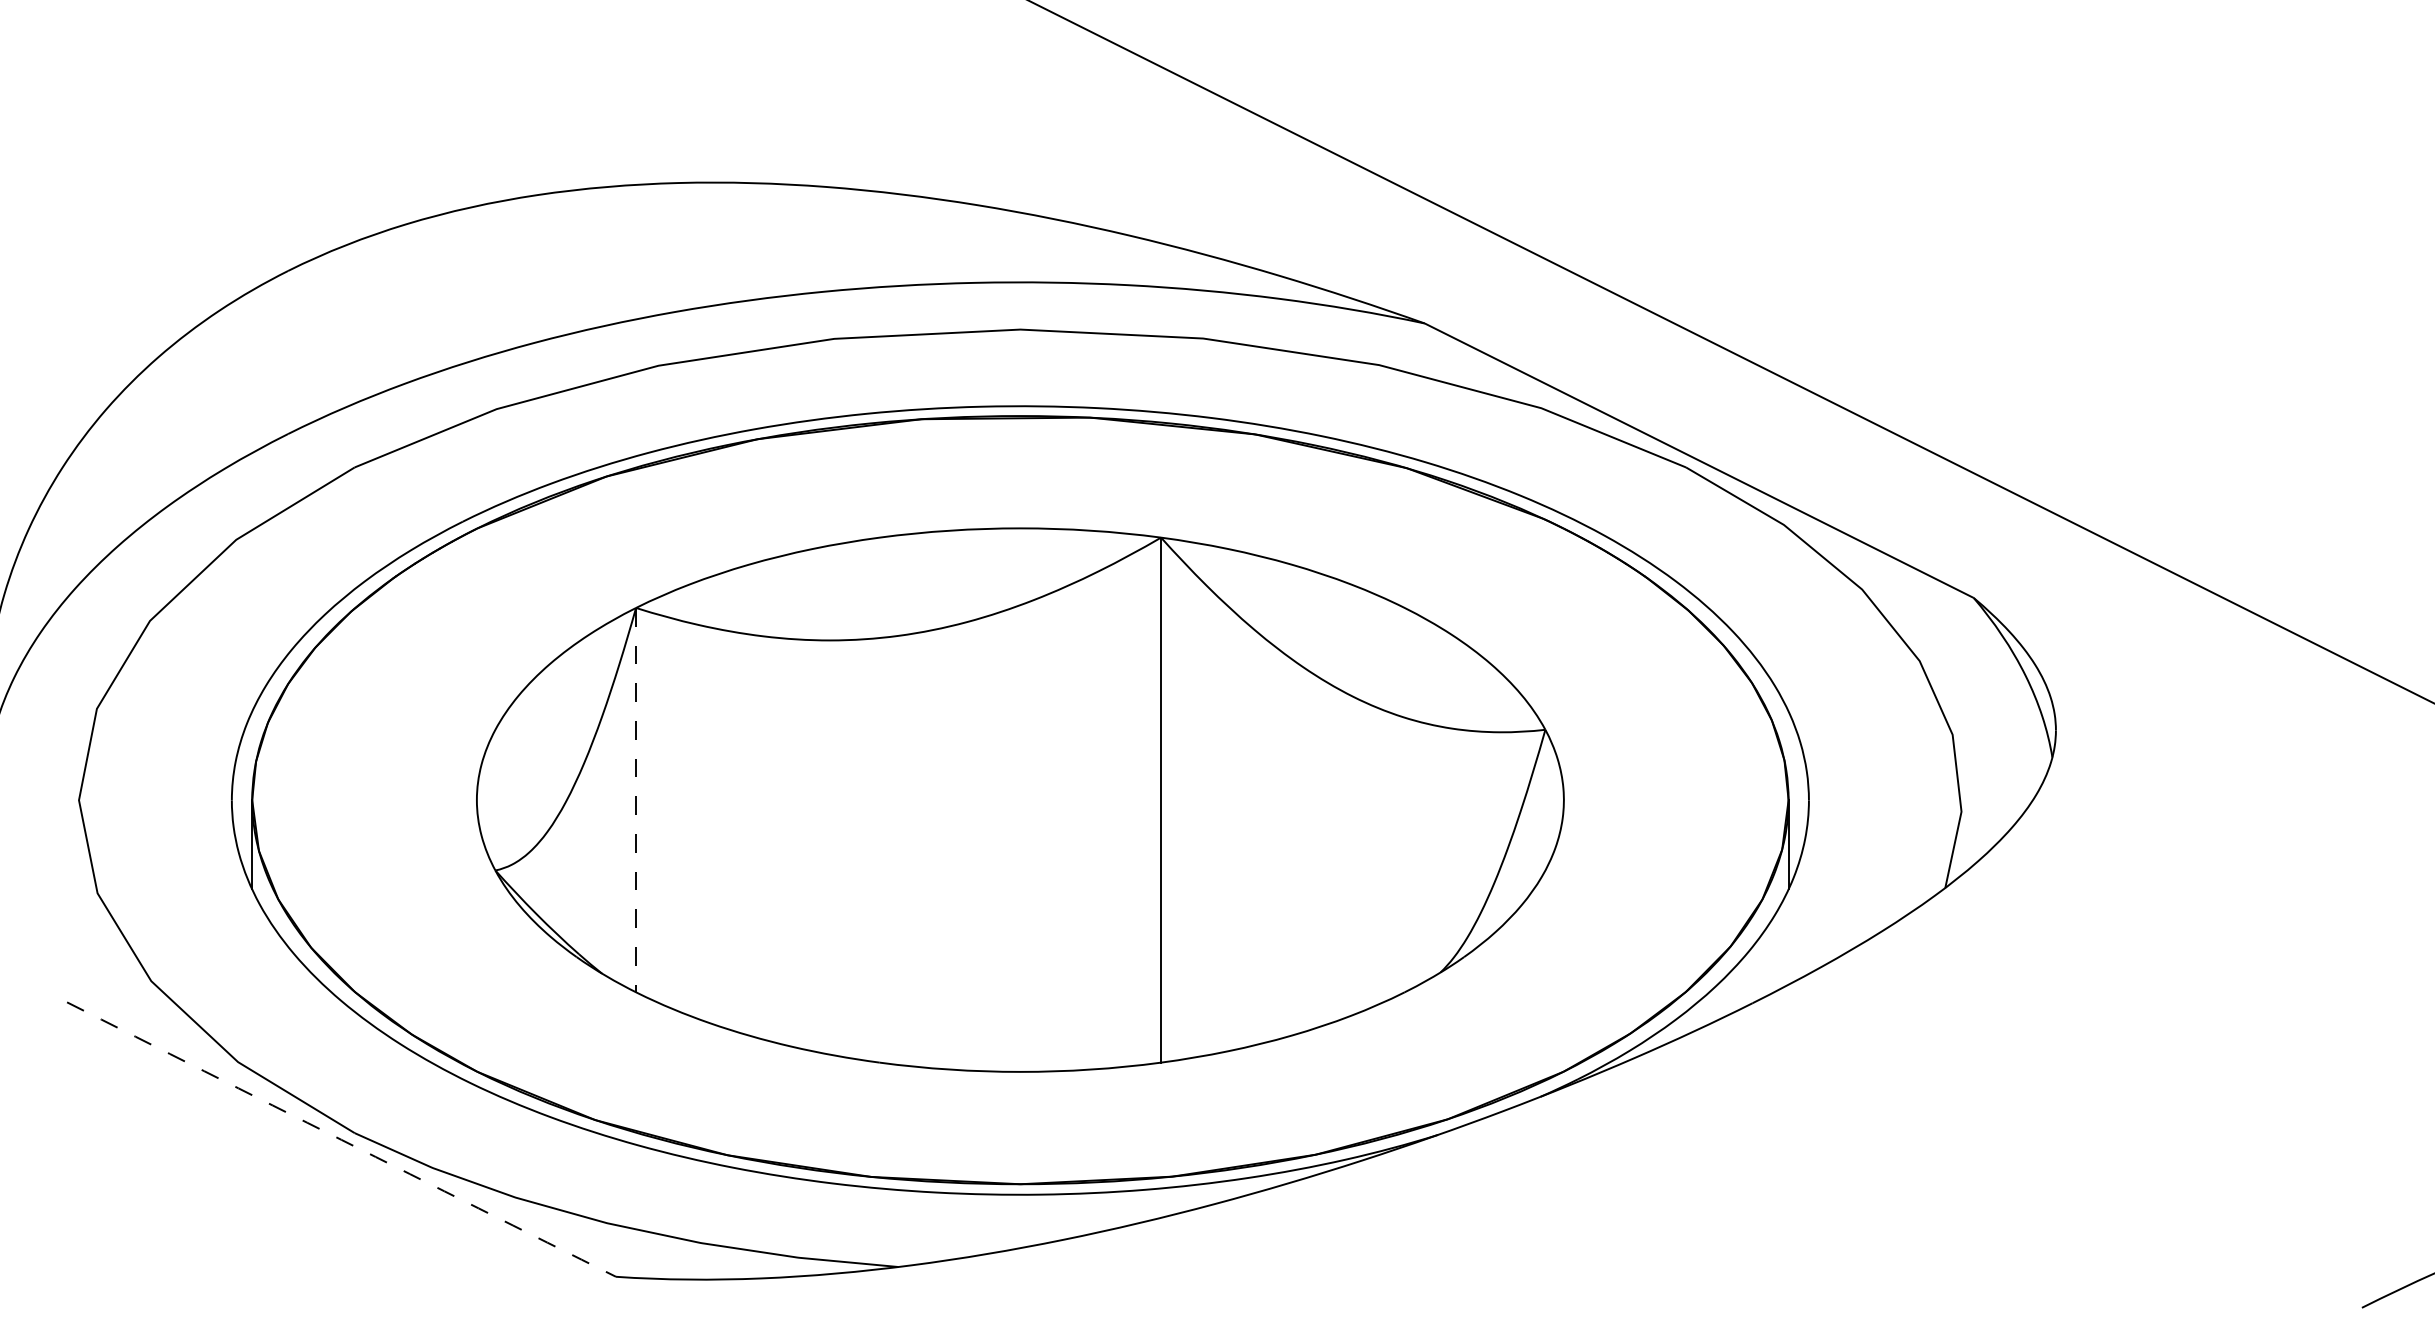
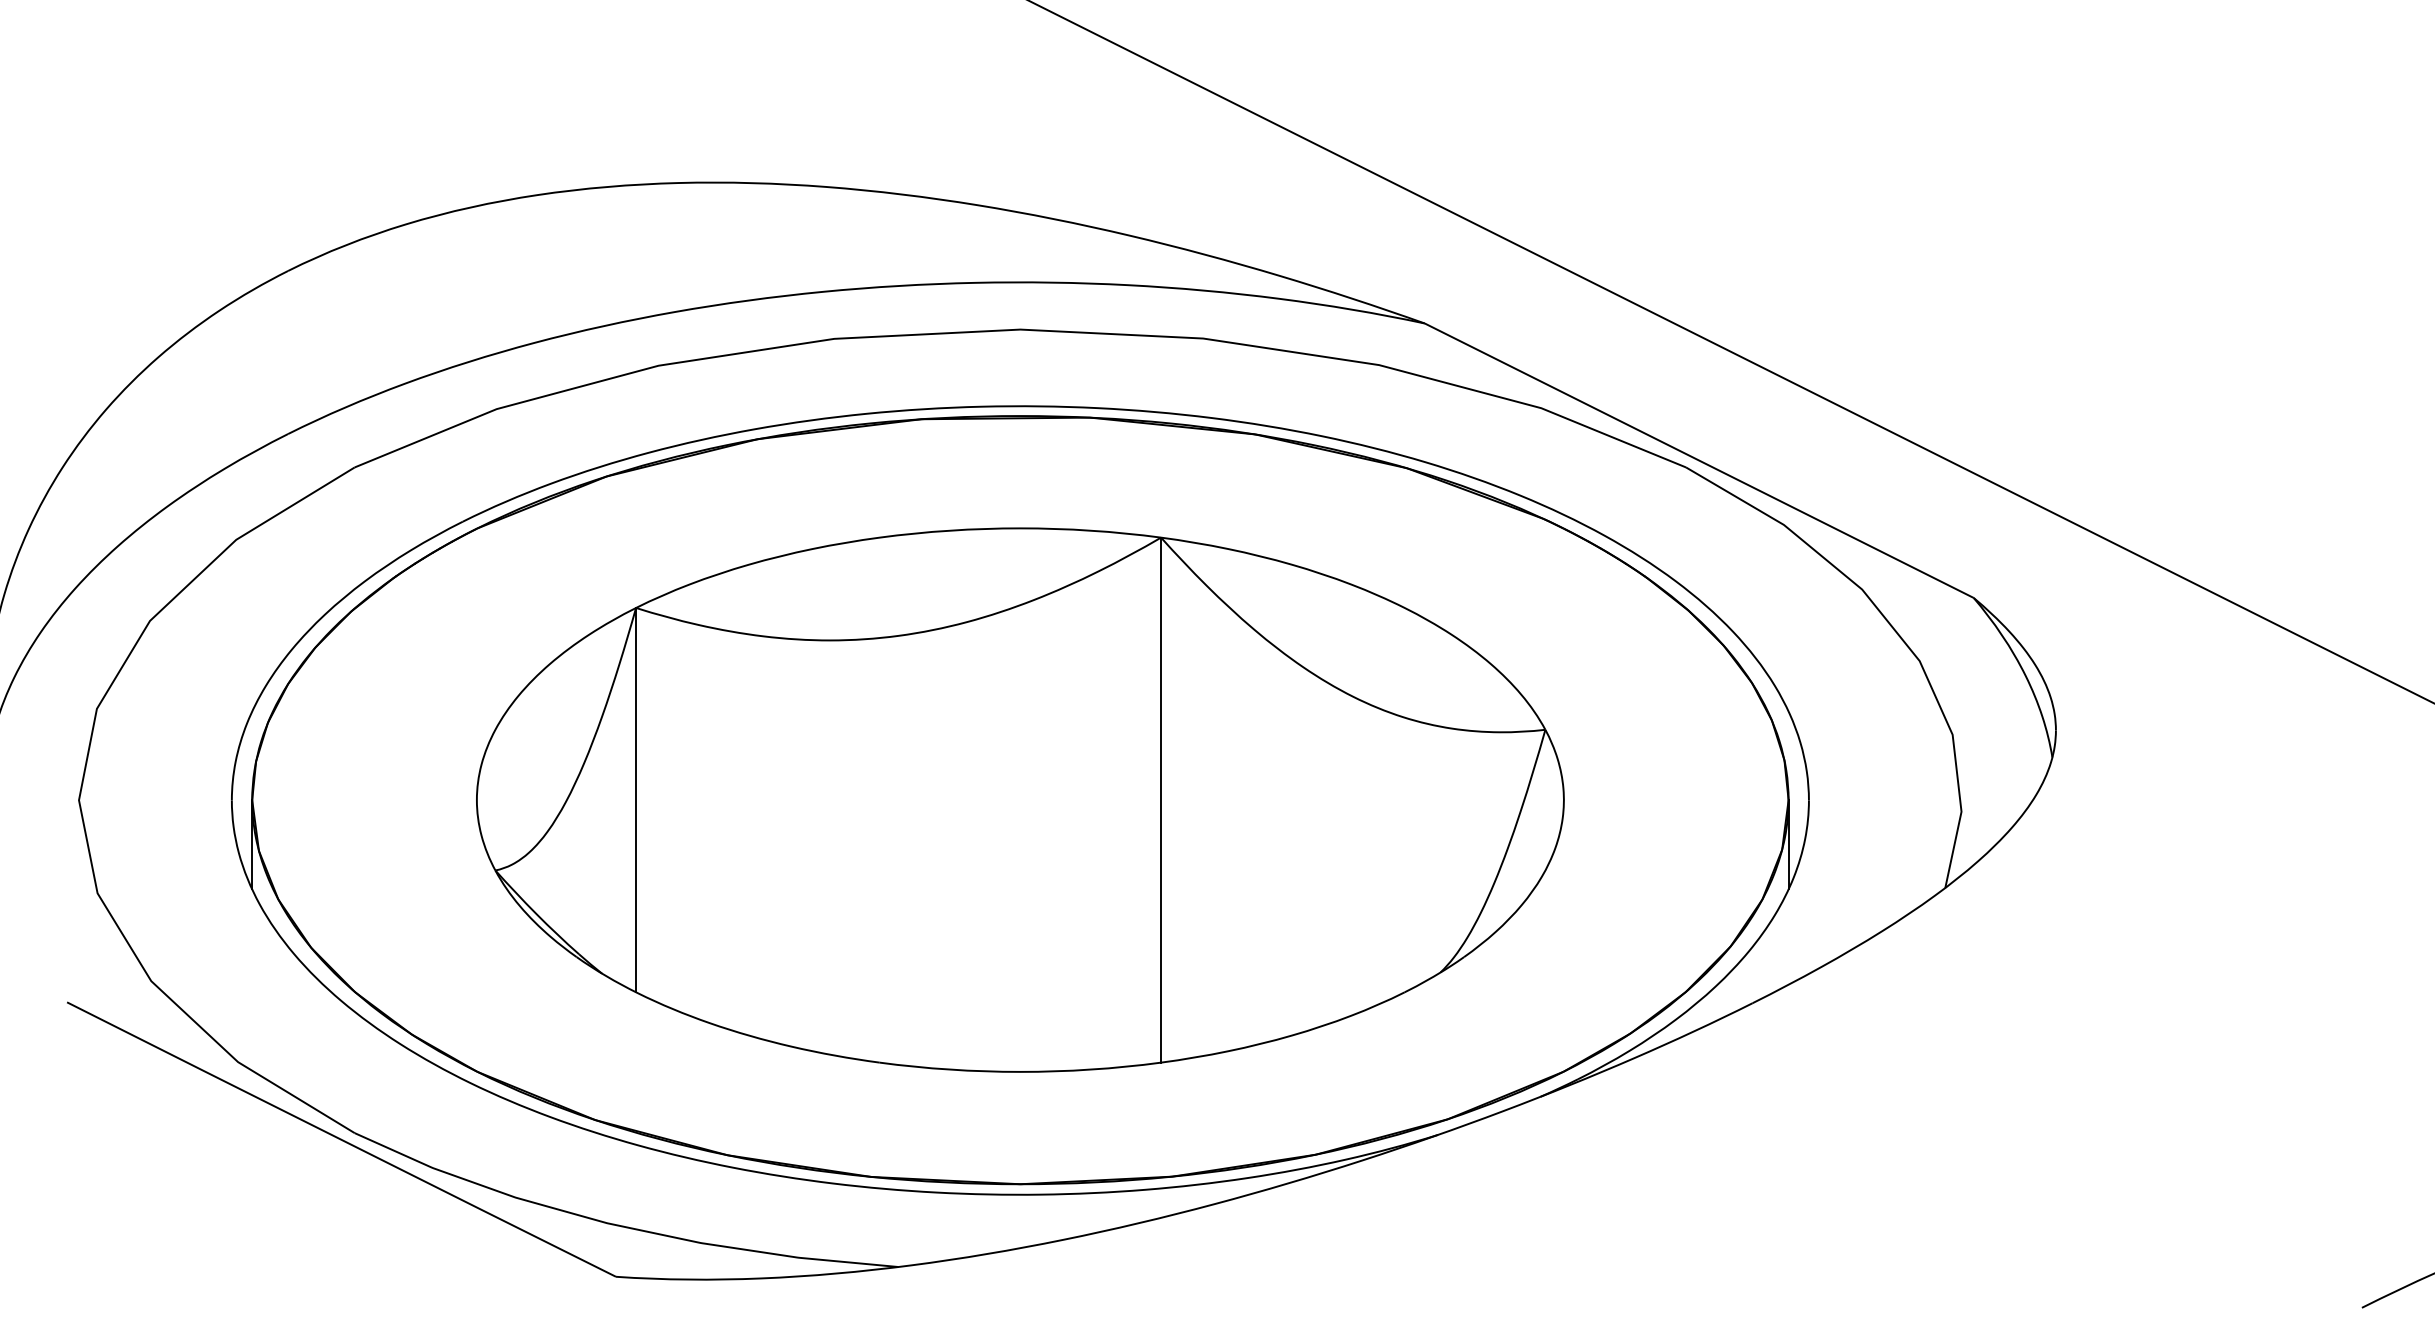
line: dashed -> solid (636, 800)
arc: dashed -> solid (341, 1139)
